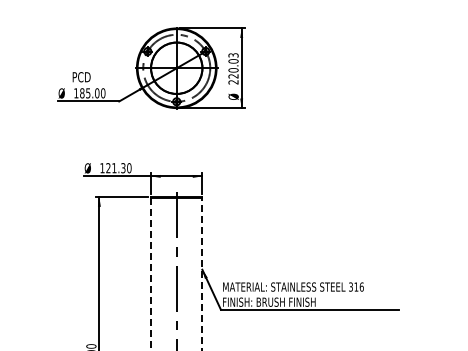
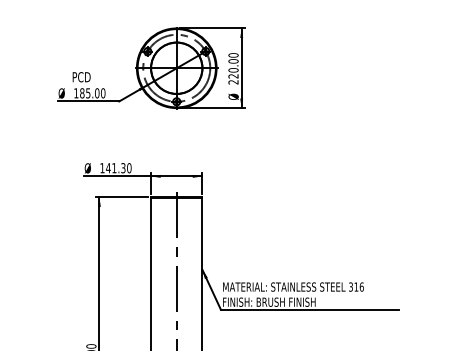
text: 220.03 -> 220.00 (233, 55)
text: 121.30 -> 141.30 (108, 168)
line: dashed -> solid (202, 273)
line: dashed -> solid (151, 274)
